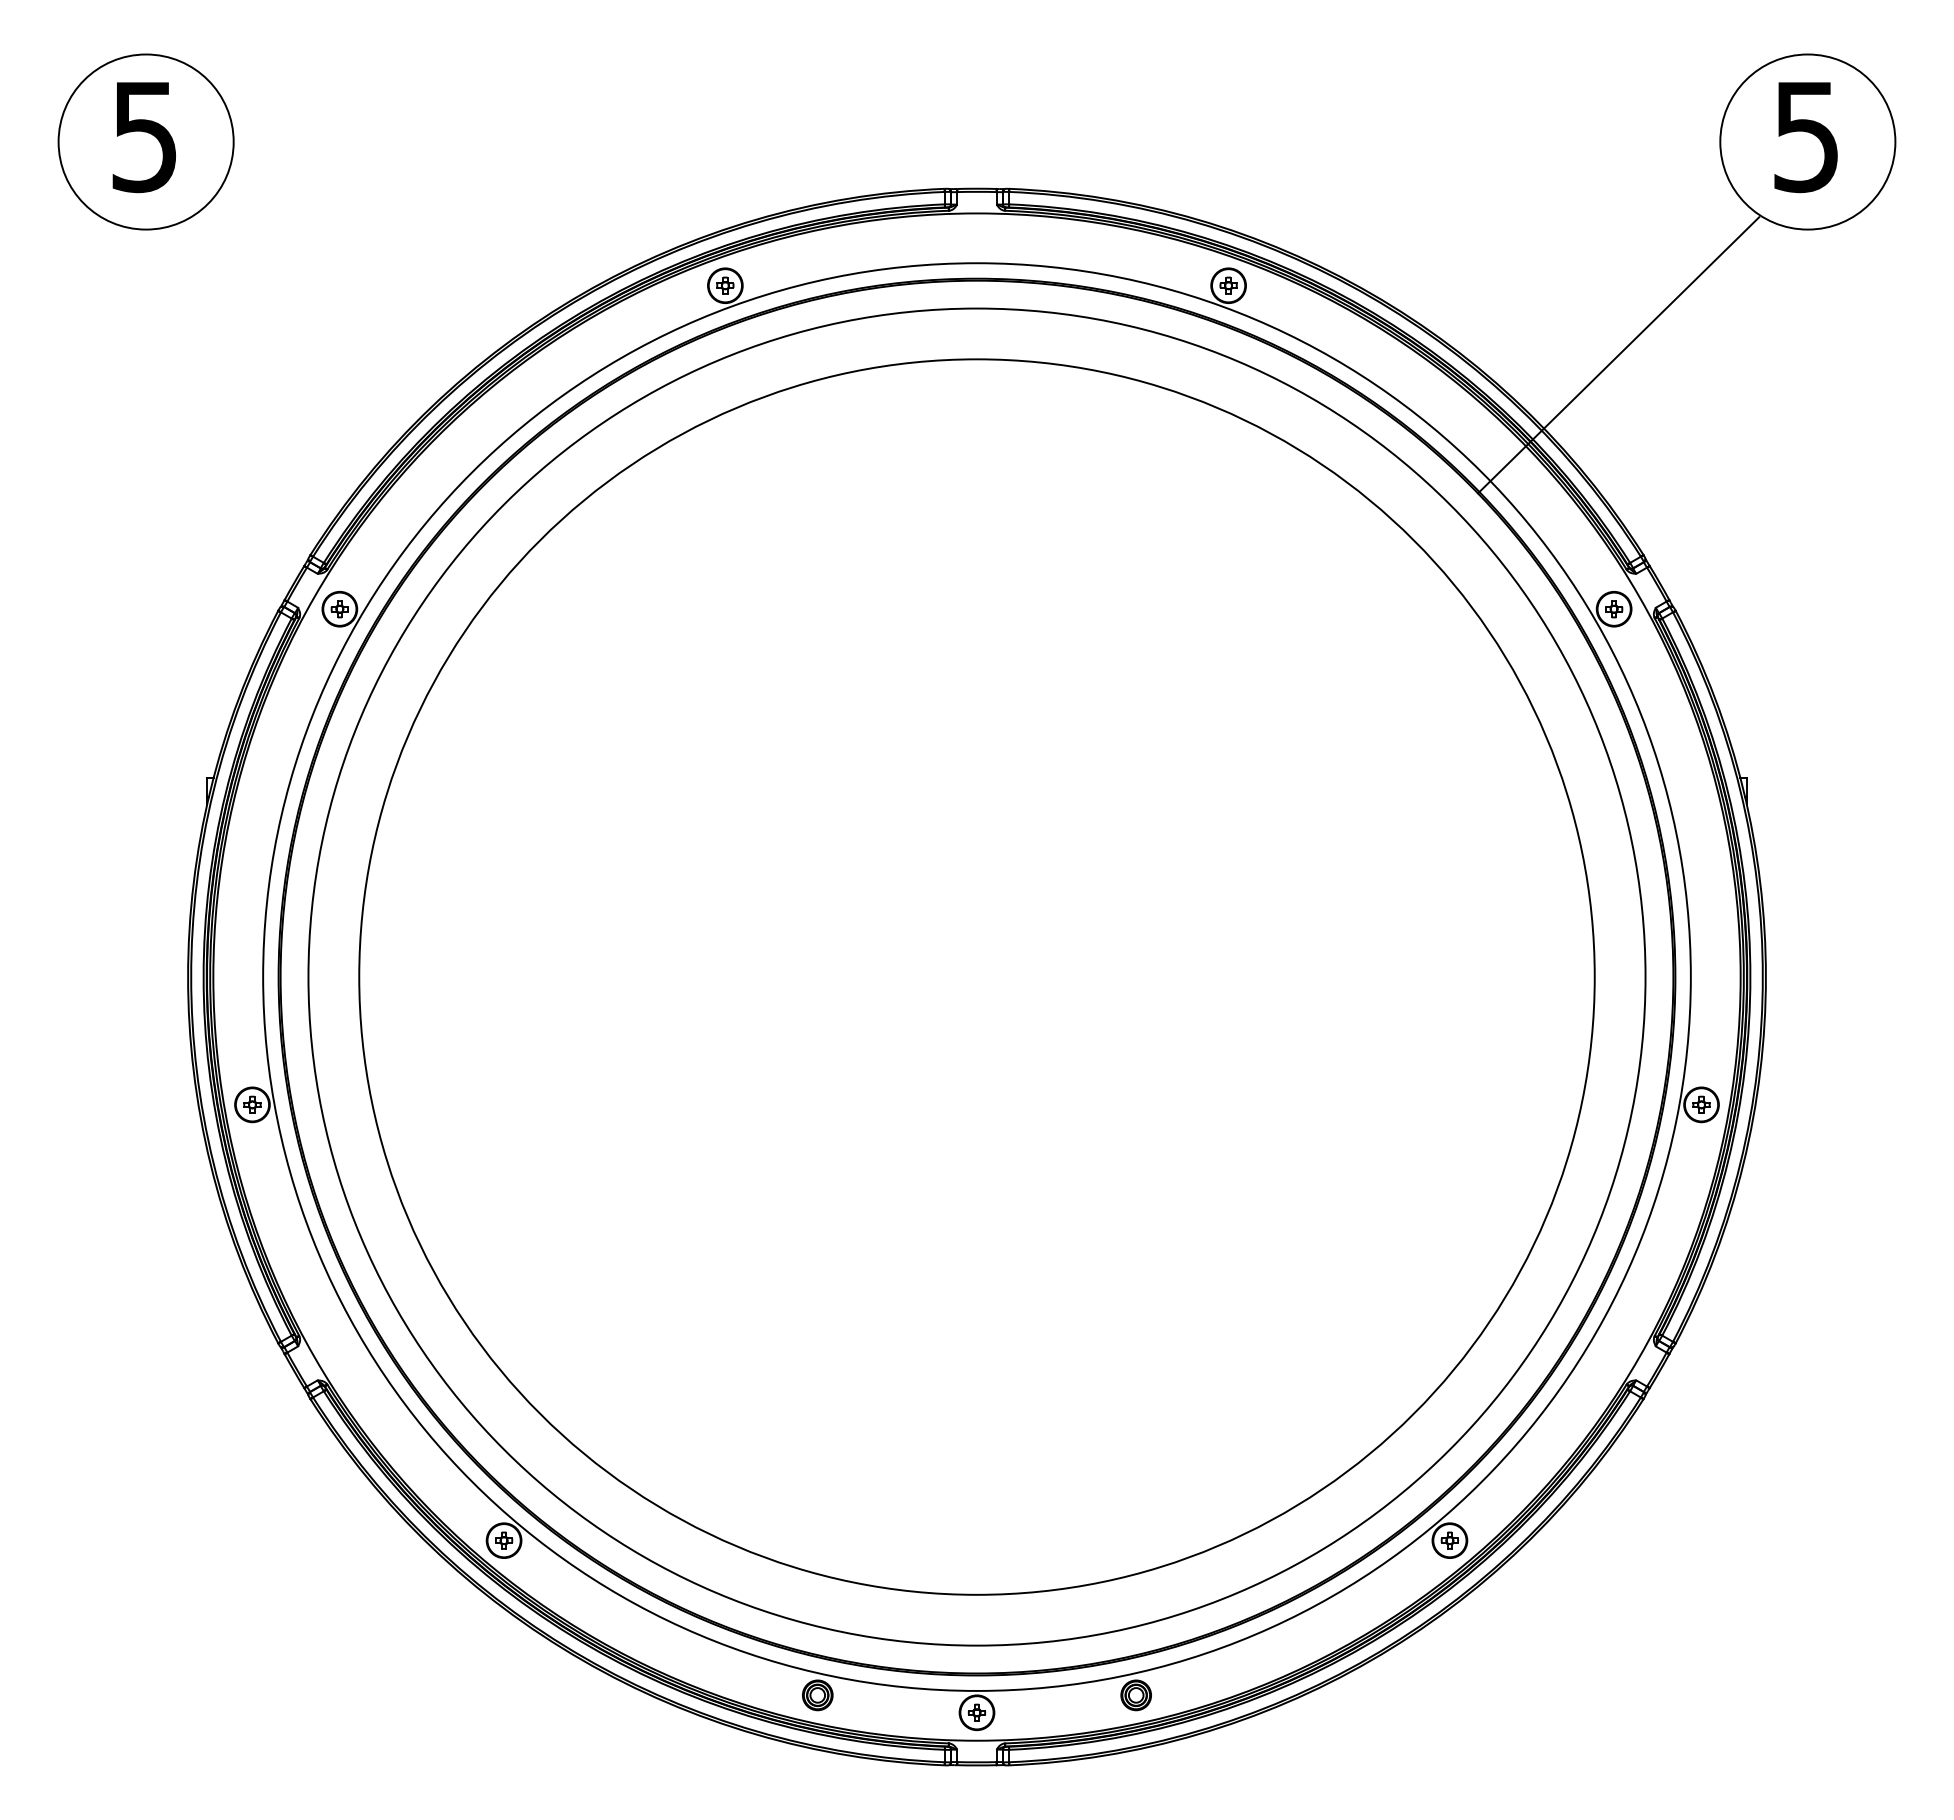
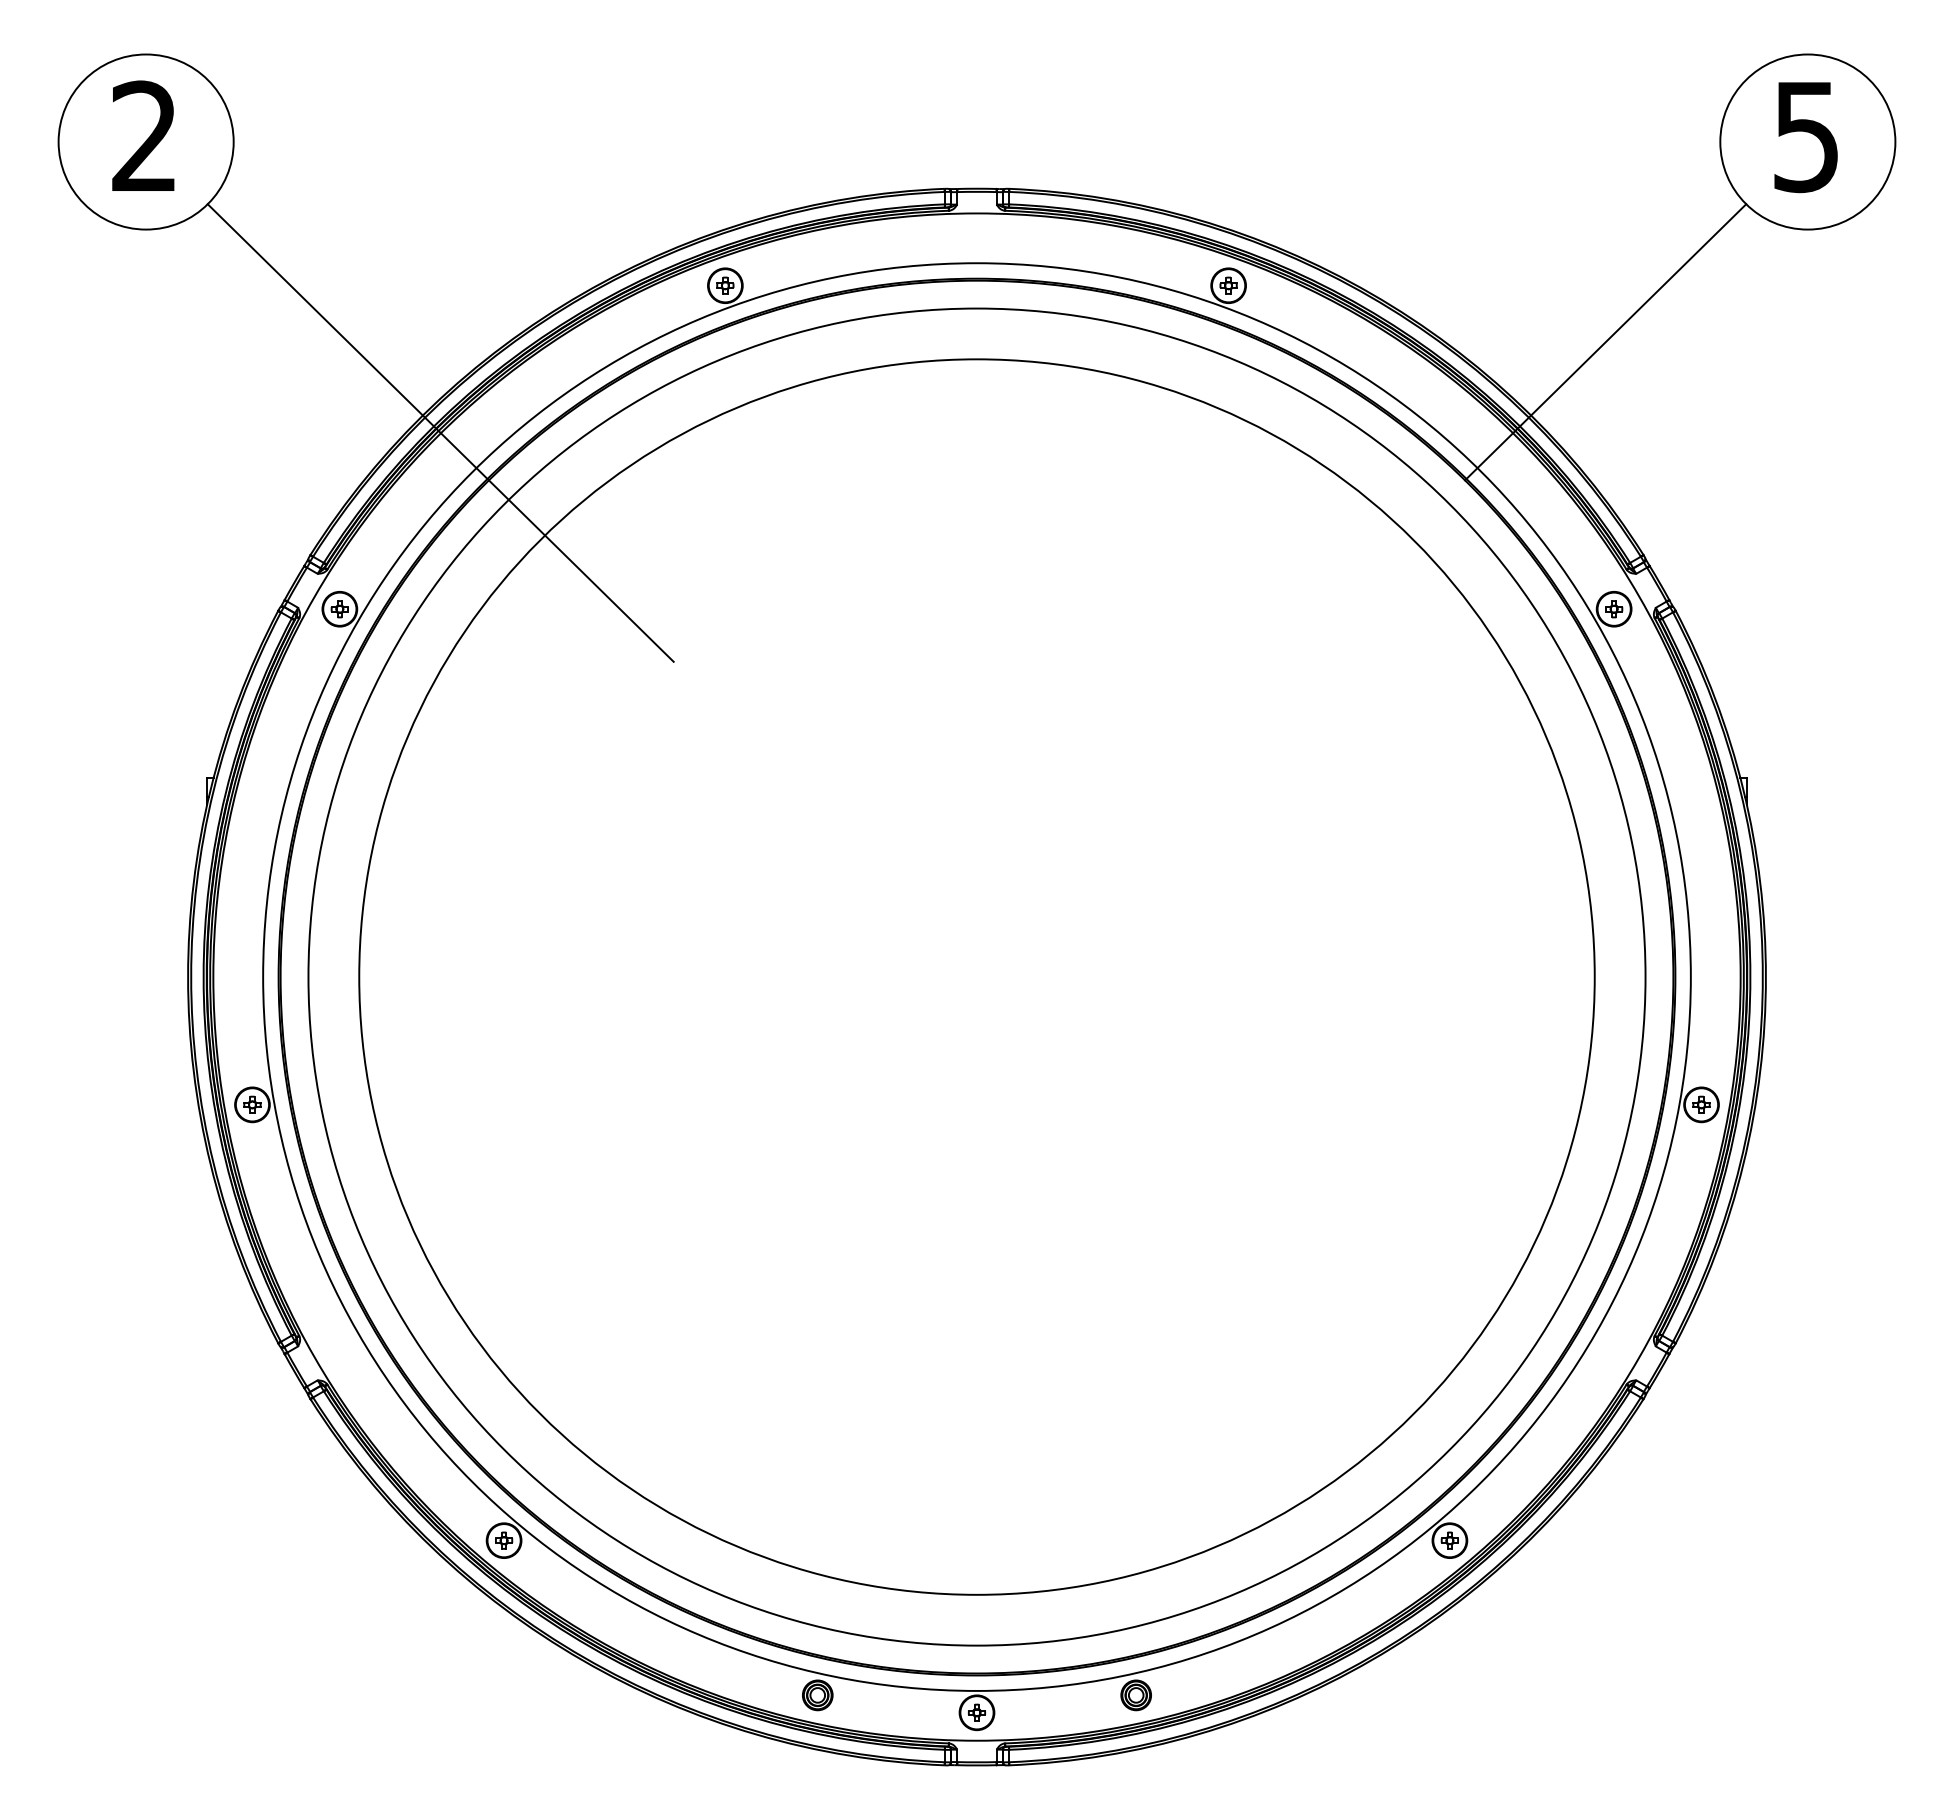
text: 5 -> 2 (143, 136)
line position: (1618, 355) -> (1605, 342) (1605, 342)
line: none -> present (440, 432)
